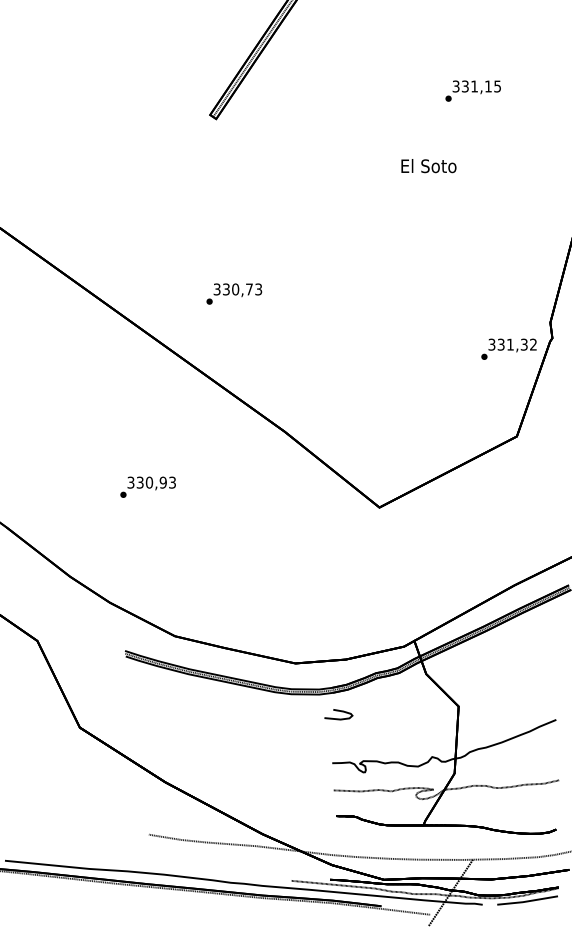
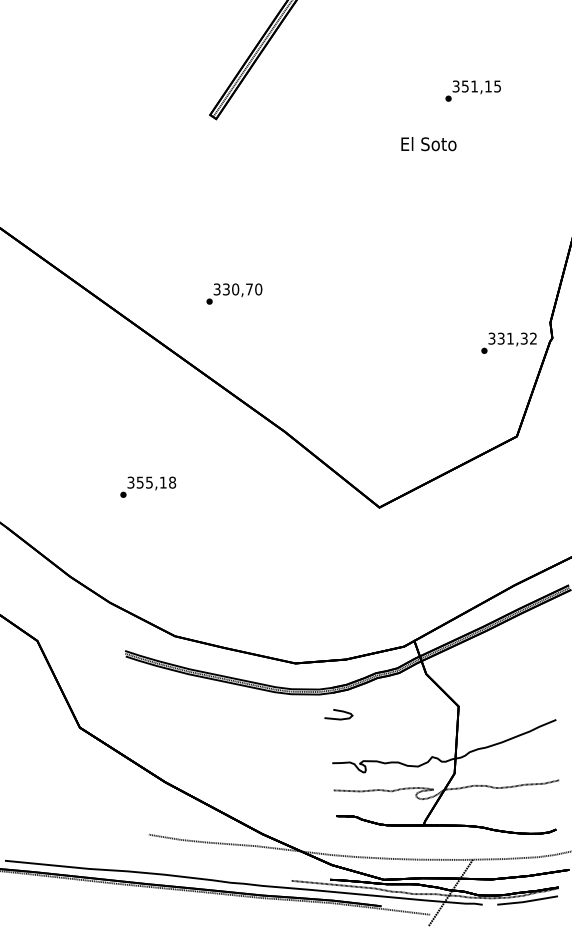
text: 331,15 -> 351,15 (465, 85)
text position: (428, 166) -> (428, 144) (428, 144)
text: 330,73 -> 330,70 (258, 289)
text position: (508, 348) -> (508, 342) (508, 342)
text: 330,93 -> 355,18 (156, 482)
